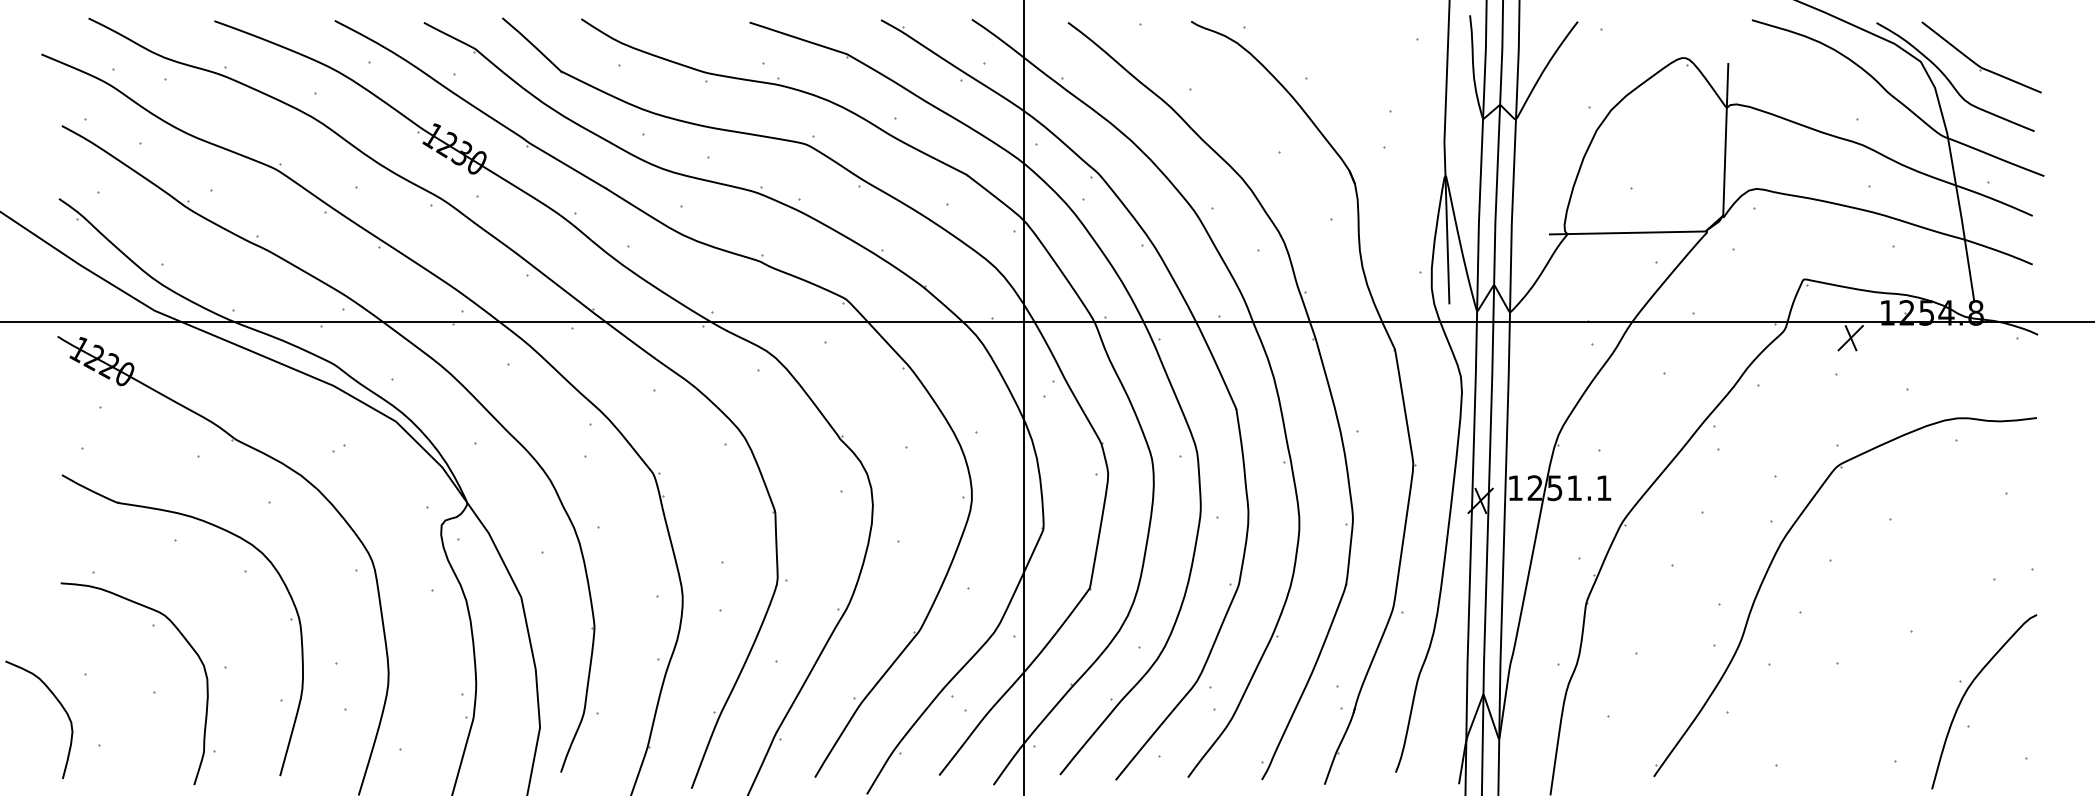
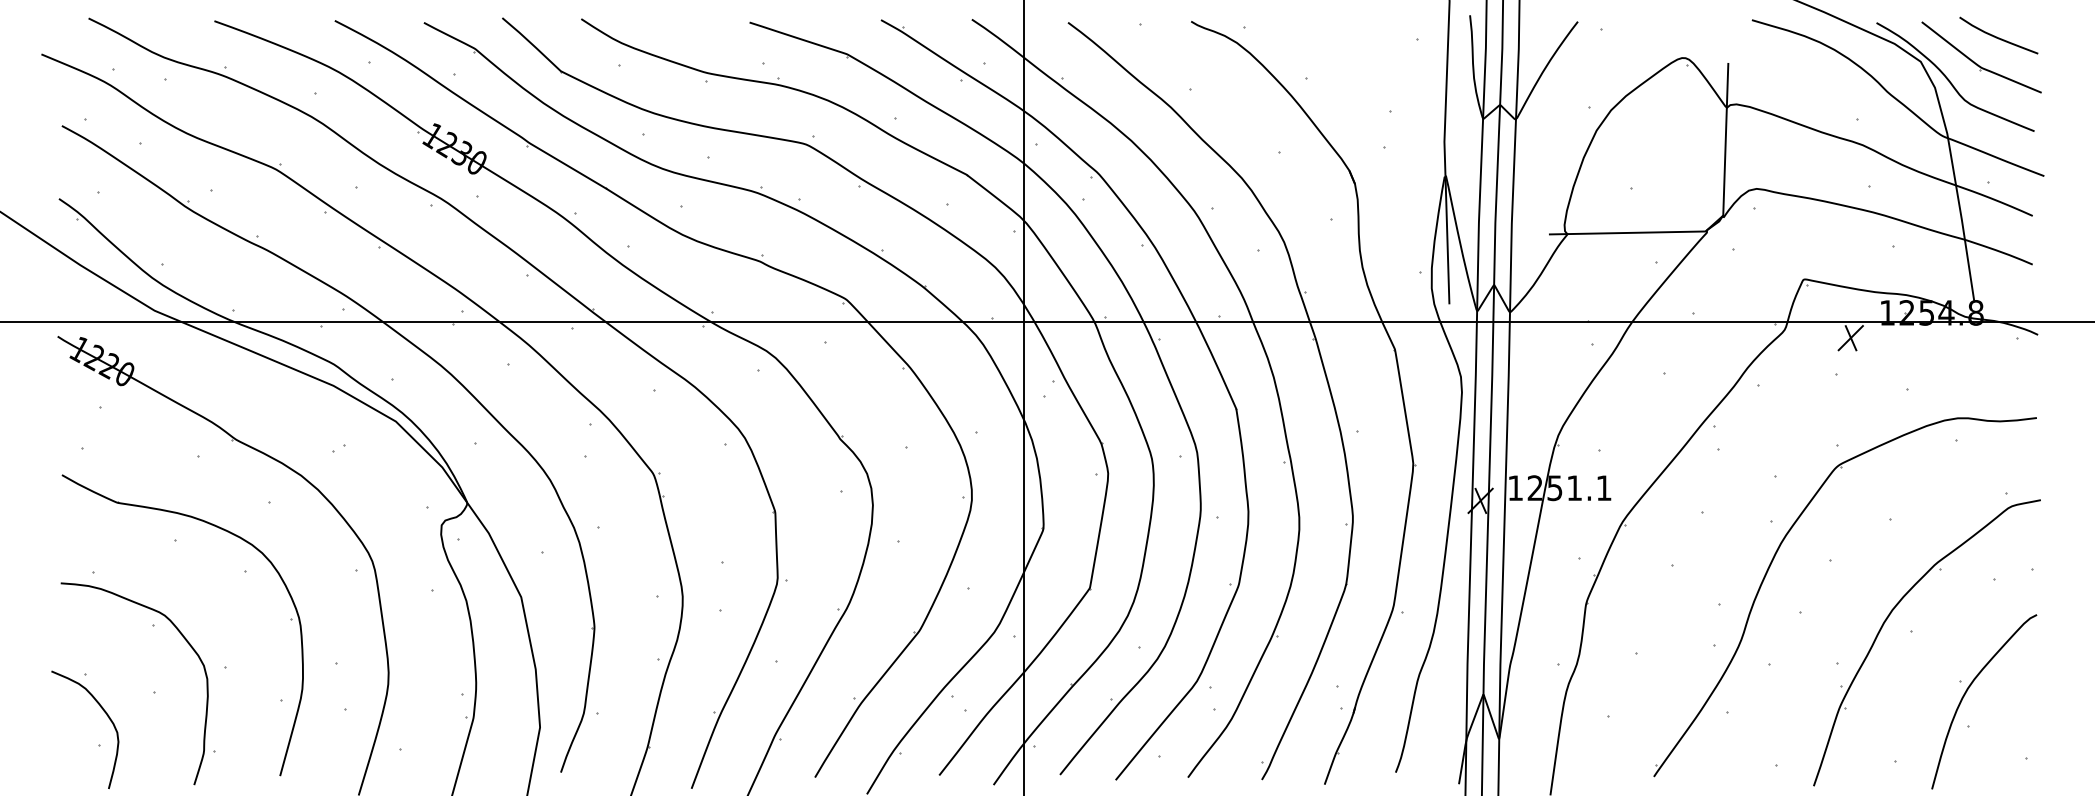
curve: none -> present (1997, 36)
part: none -> present (1886, 621)
curve position: (60, 705) -> (106, 715) (106, 715)
